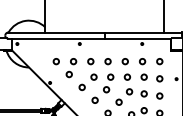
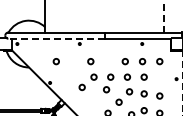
line: solid -> dashed (164, 16)
line: solid -> dashed (56, 38)
part: present -> none (107, 61)
part: present -> none (71, 68)
part: present -> none (159, 78)
line: solid -> dashed (182, 82)
part: present -> none (94, 99)
